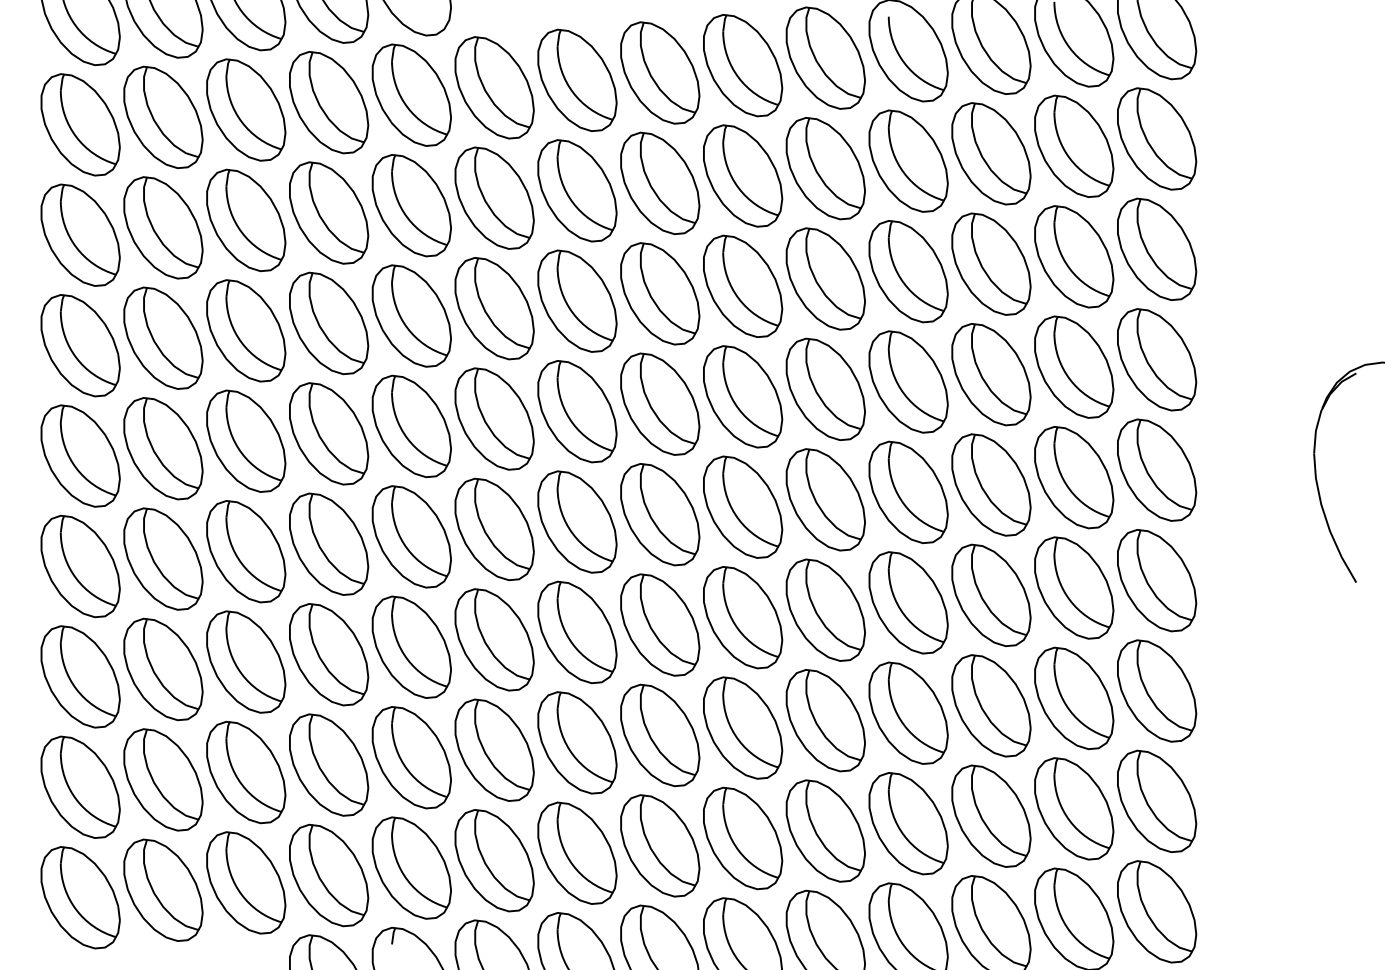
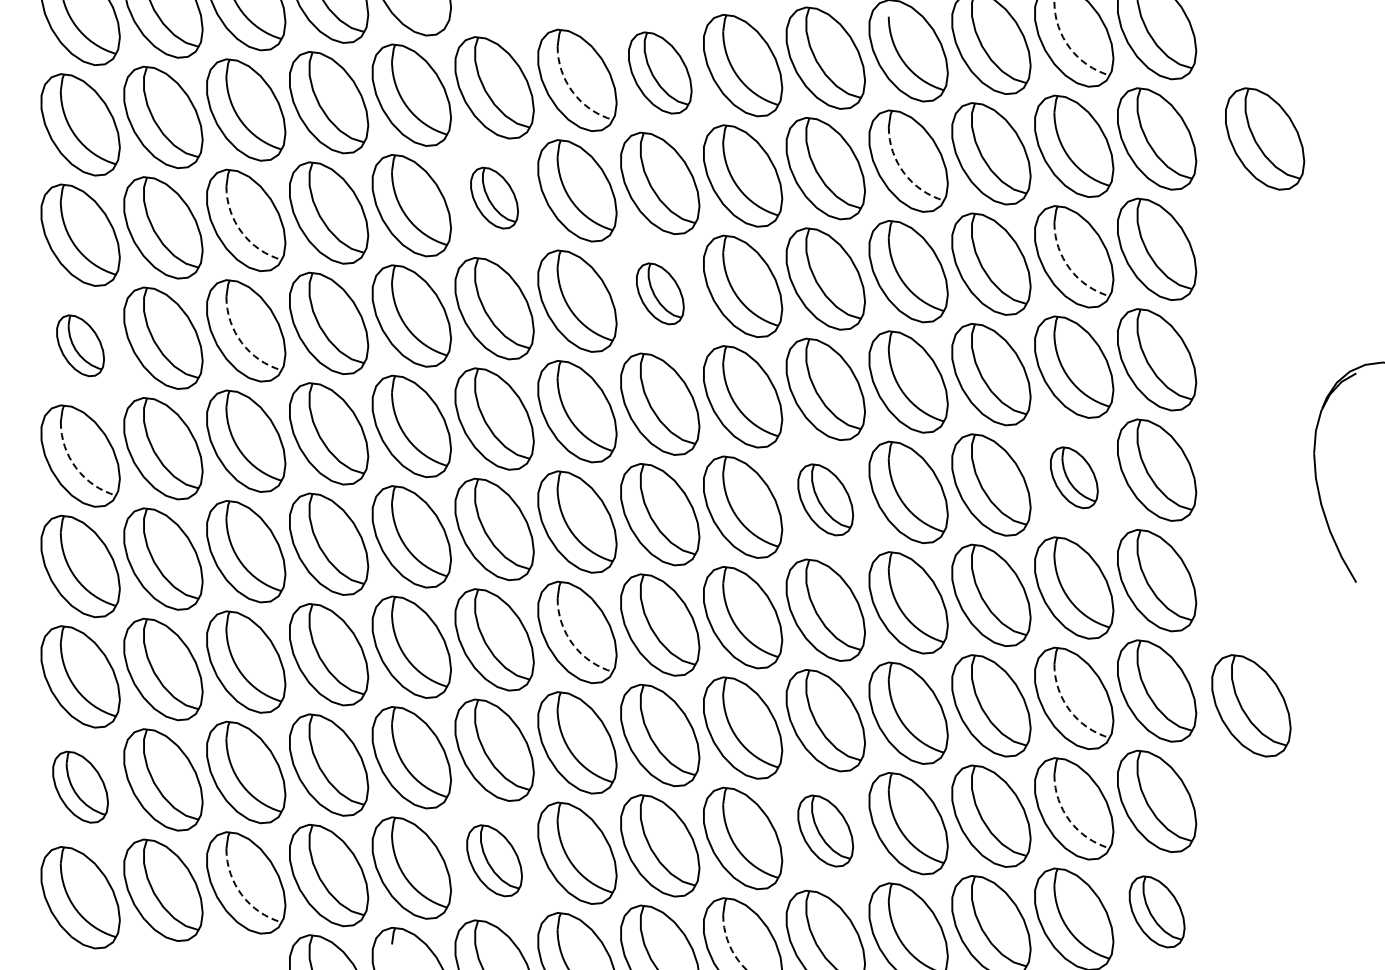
arc: solid -> dashed (1069, 48)
part size: 81x104 px -> 65x84 px (660, 72)
arc: solid -> dashed (573, 92)
part: none -> present (1265, 138)
arc: solid -> dashed (904, 173)
part size: 81x104 px -> 49x64 px (494, 197)
arc: solid -> dashed (241, 232)
arc: solid -> dashed (1069, 268)
part size: 81x104 px -> 49x64 px (660, 293)
arc: solid -> dashed (241, 342)
part size: 81x104 px -> 49x64 px (80, 345)
arc: solid -> dashed (76, 468)
part size: 81x104 px -> 49x64 px (1074, 477)
part size: 81x104 px -> 58x74 px (825, 499)
arc: solid -> dashed (573, 644)
part: none -> present (1251, 705)
arc: solid -> dashed (1069, 710)
part size: 81x104 px -> 57x74 px (80, 786)
arc: solid -> dashed (1069, 820)
part size: 81x104 px -> 58x74 px (825, 830)
part size: 81x104 px -> 57x74 px (494, 860)
arc: solid -> dashed (241, 894)
part size: 81x104 px -> 58x74 px (1156, 911)
arc: solid -> dashed (729, 945)
